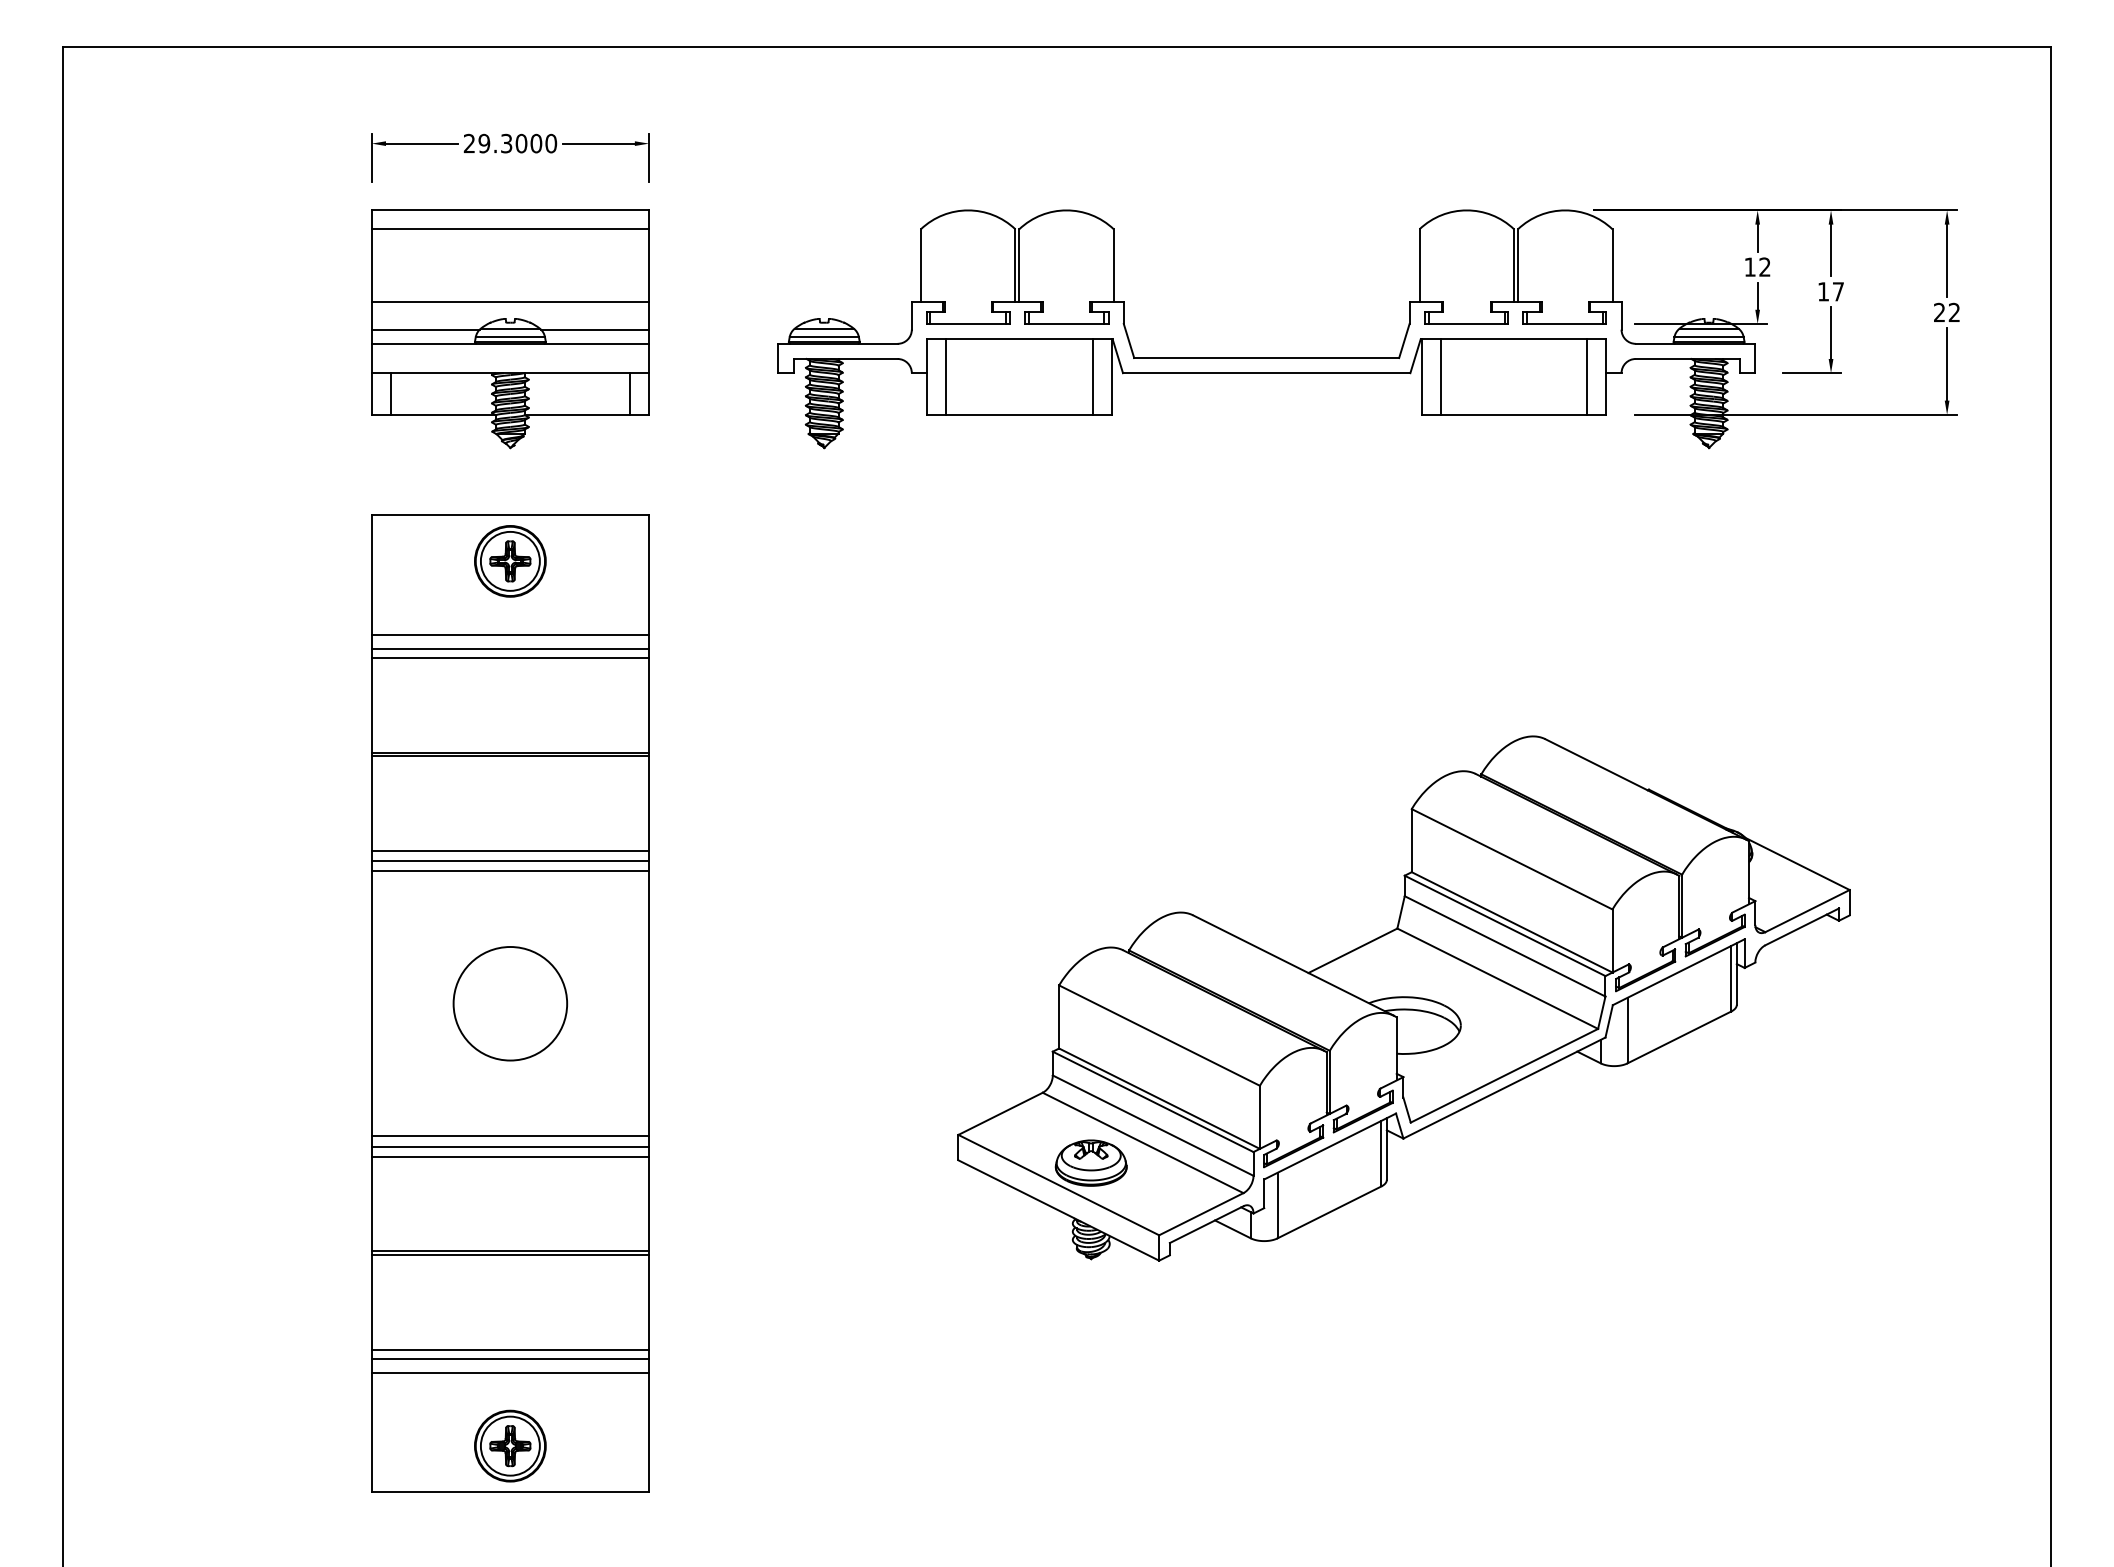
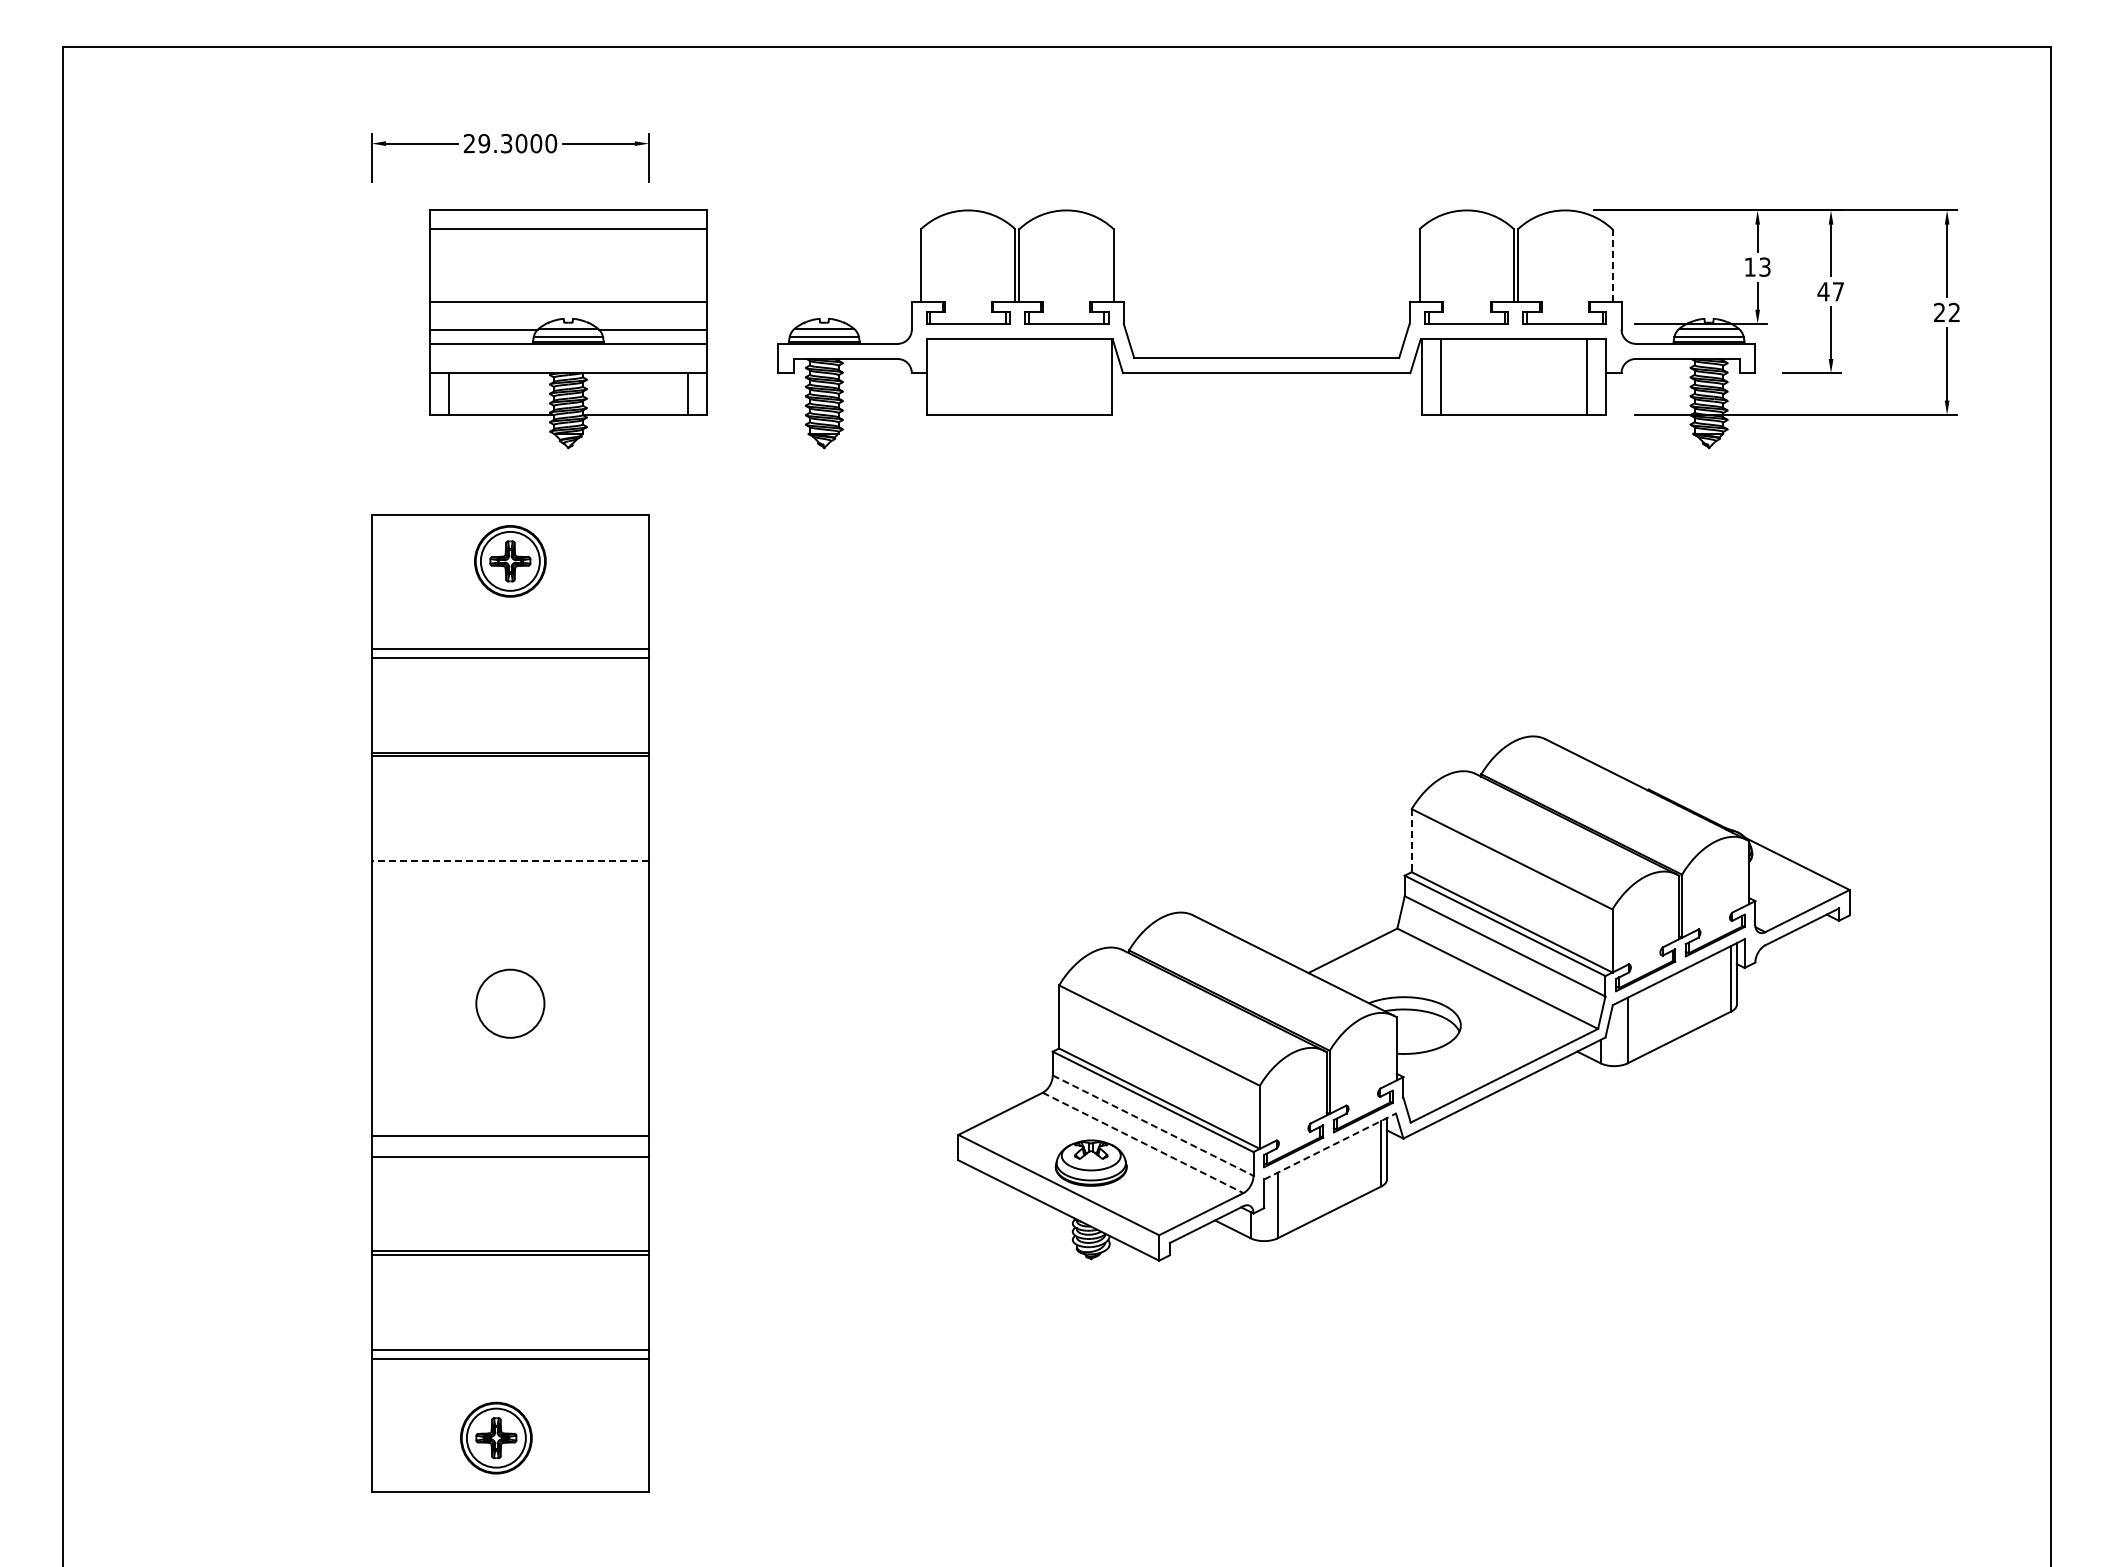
line: solid -> dashed (1612, 265)
text: 12 -> 13 (1764, 266)
text: 17 -> 47 (1823, 291)
part position: (510, 329) -> (568, 329) (568, 329)
line: present -> none (945, 376)
line: present -> none (1092, 376)
line: present -> none (510, 634)
line: solid -> dashed (1411, 840)
line: present -> none (510, 850)
line: solid -> dashed (510, 860)
line: present -> none (510, 871)
circle diameter: 114 px -> 68 px (510, 1003)
line: solid -> dashed (1153, 1125)
line: solid -> dashed (1143, 1143)
line: present -> none (510, 1146)
line: solid -> dashed (1330, 1146)
line: present -> none (510, 1372)
part position: (510, 1445) -> (496, 1437) (496, 1437)
